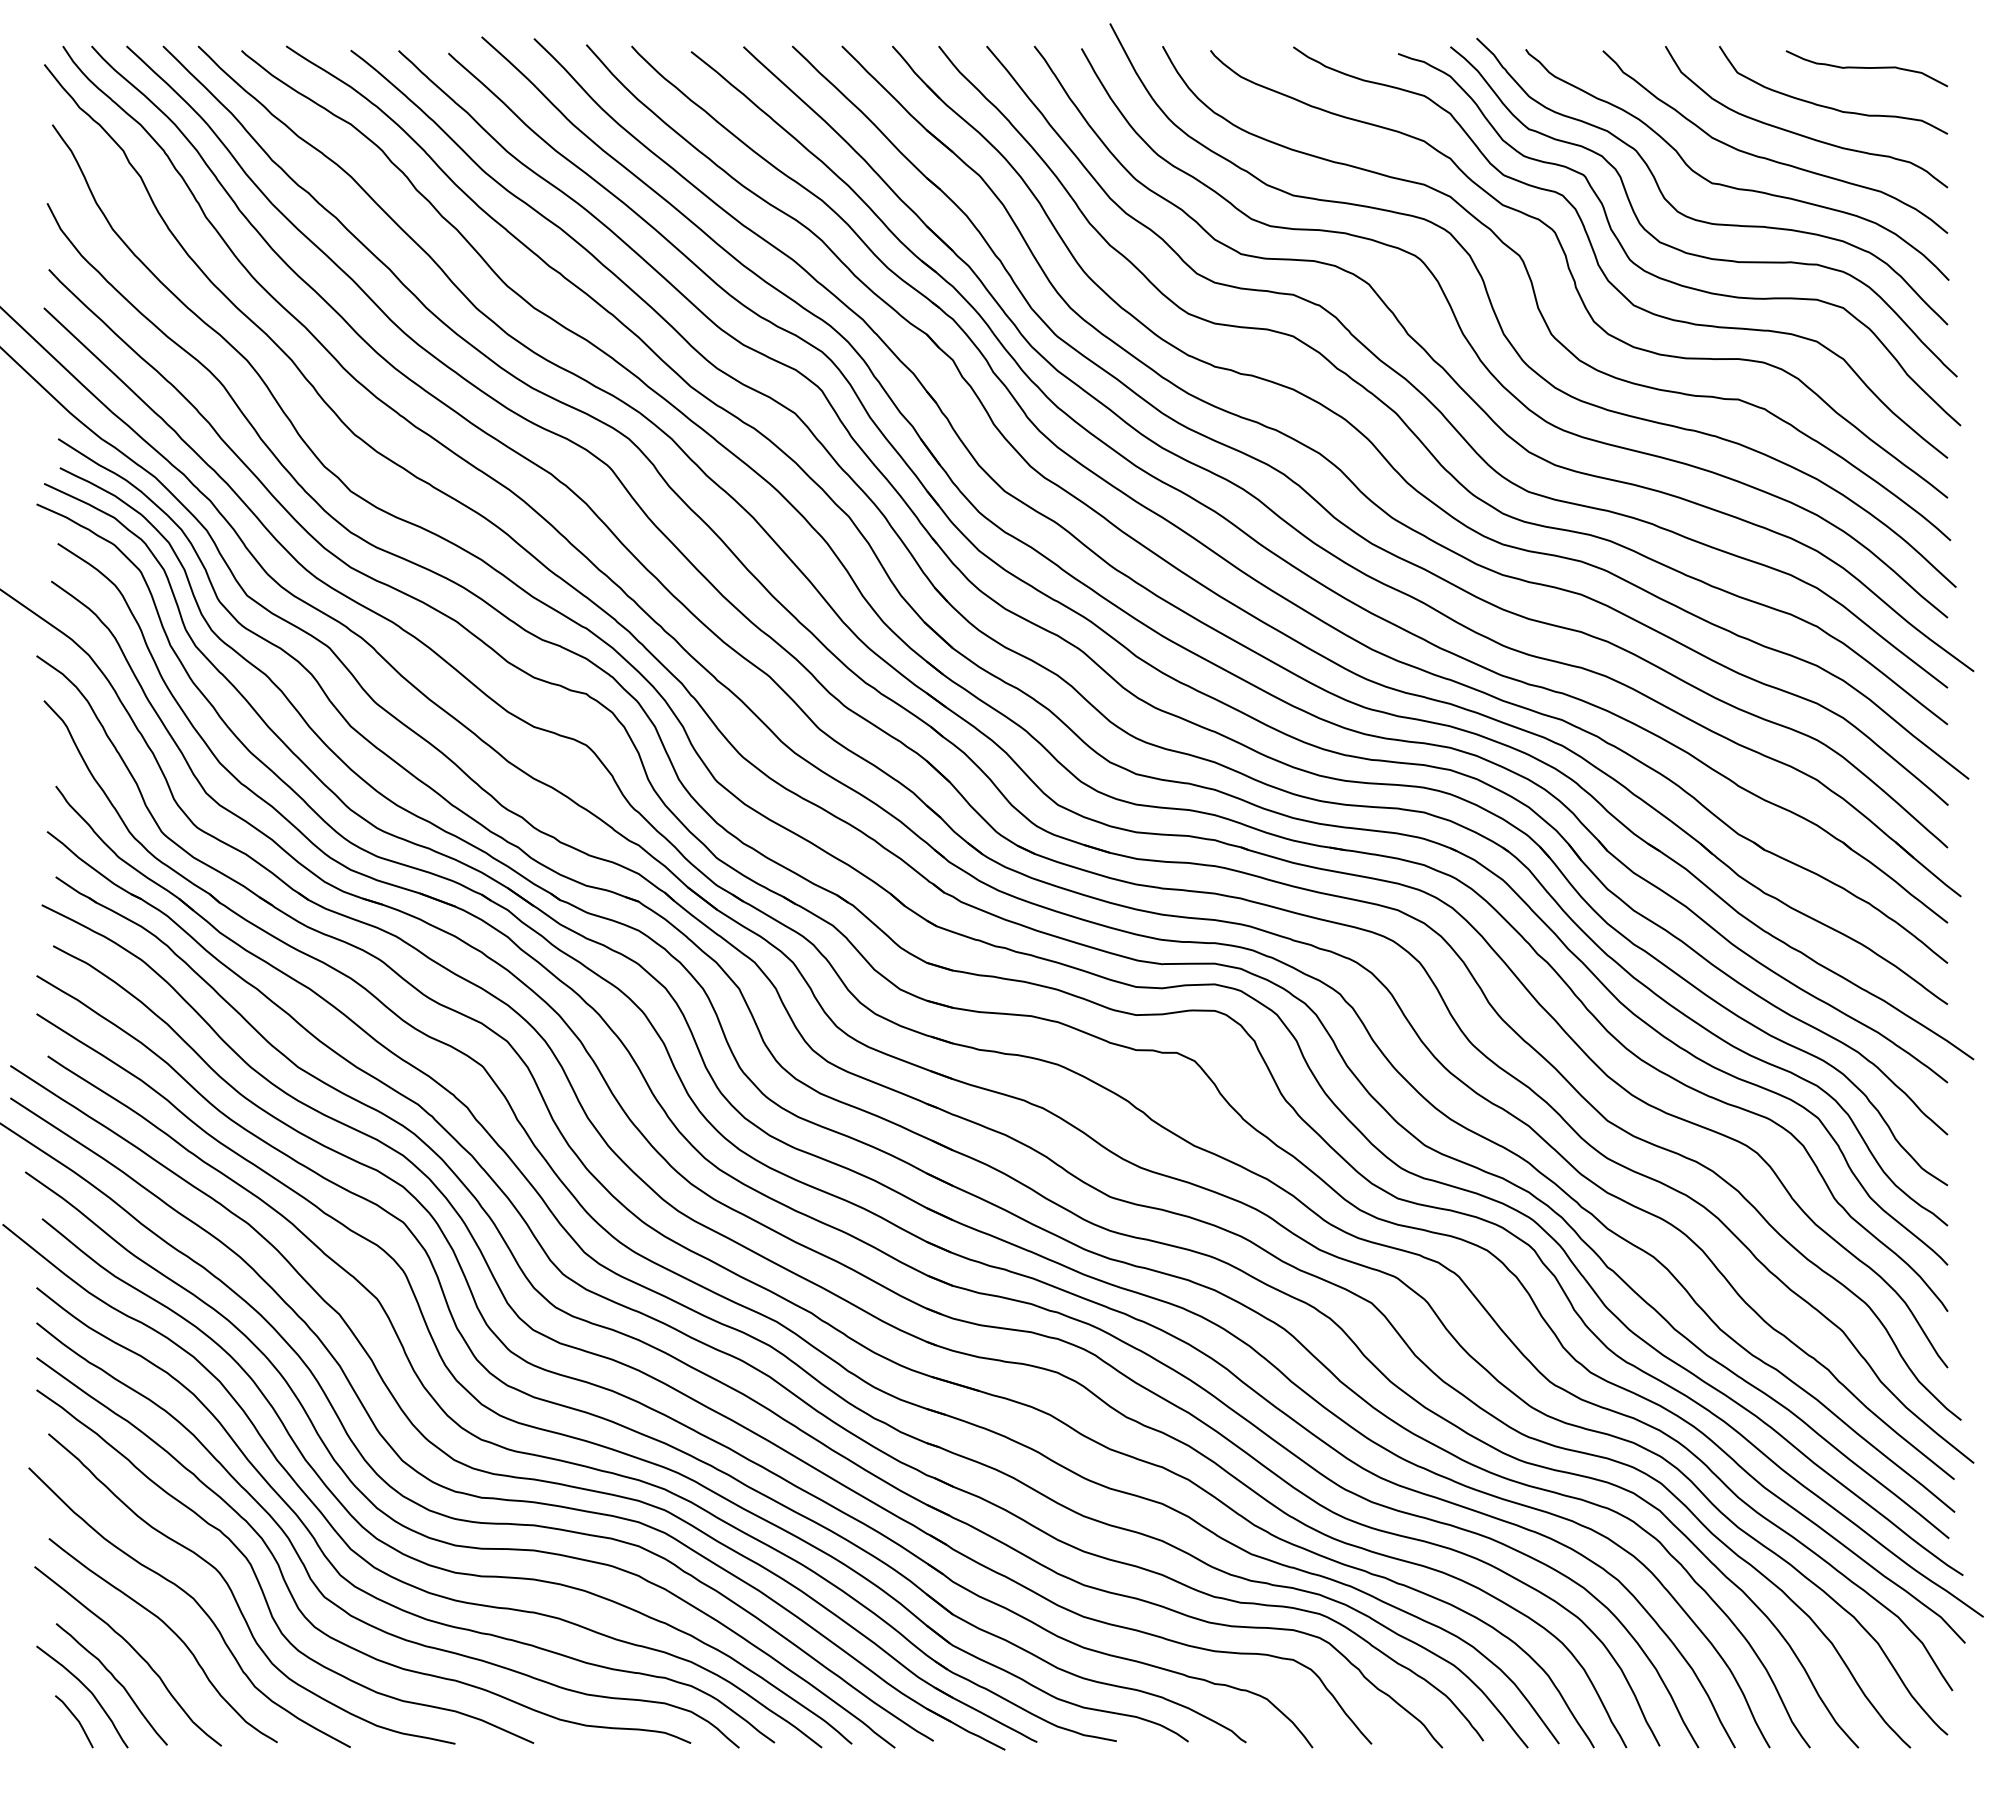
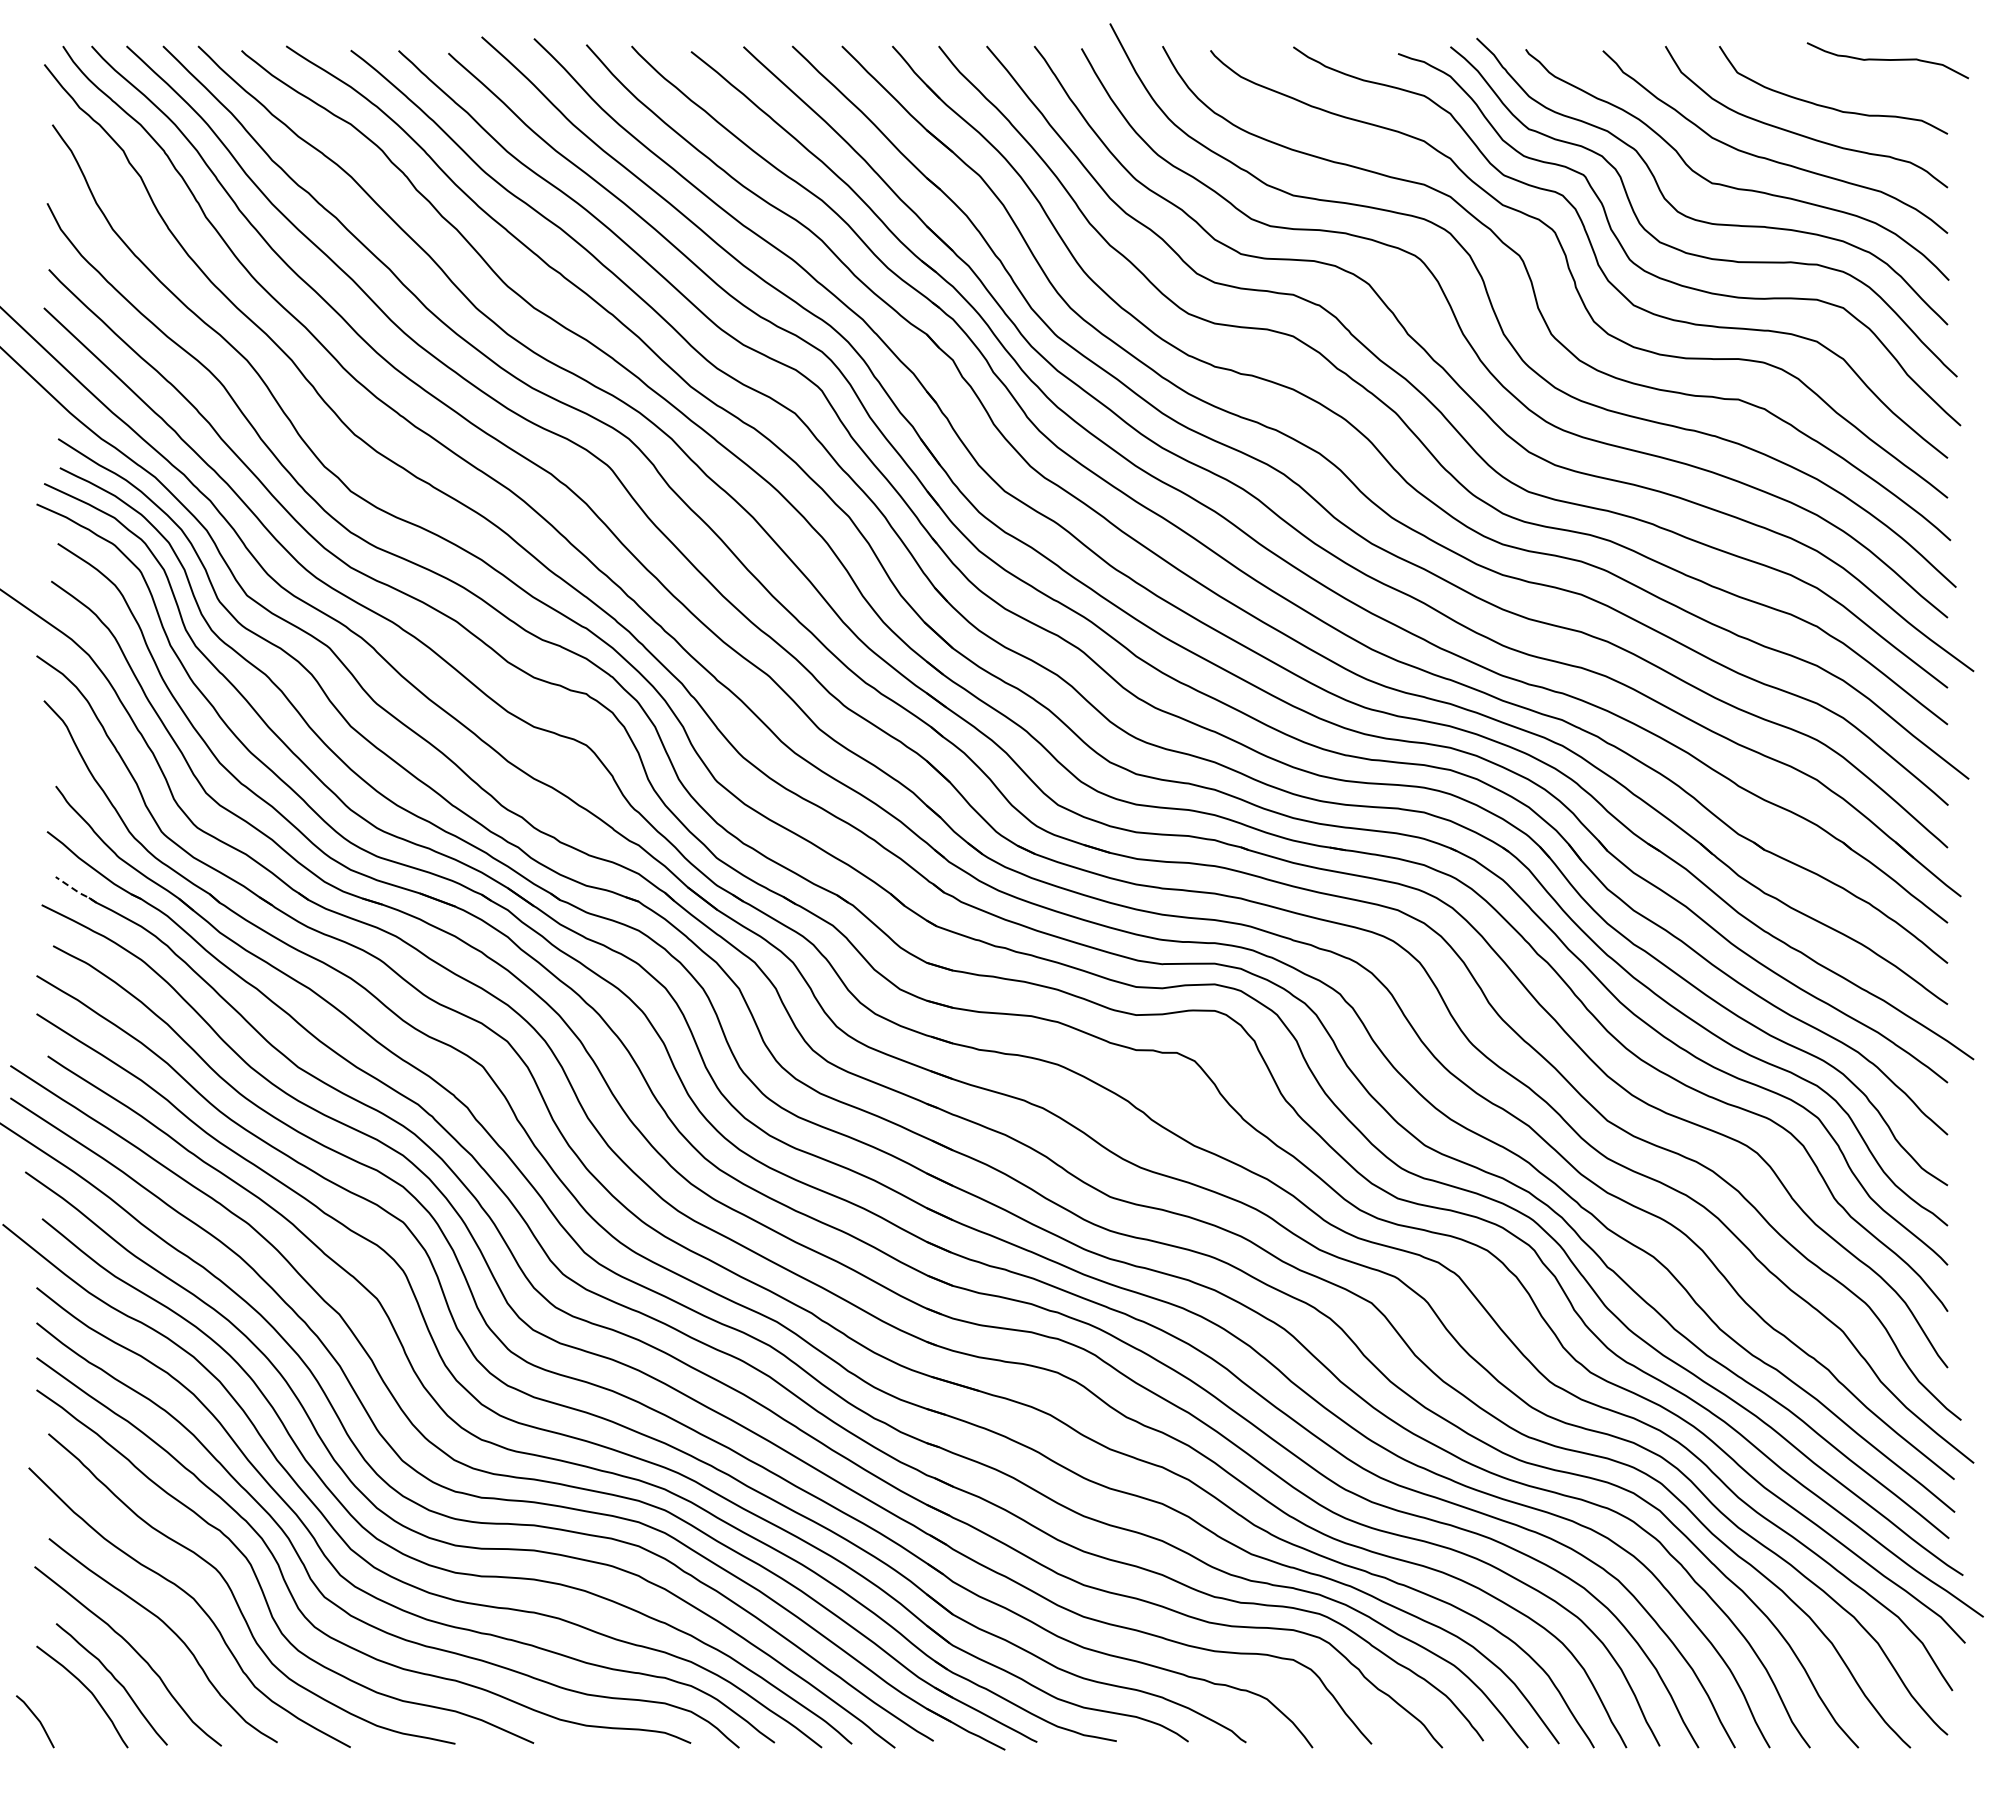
curve position: (1866, 68) -> (1887, 60) (1887, 60)
line: solid -> dashed (76, 890)
line position: (75, 1719) -> (36, 1719) (36, 1719)
